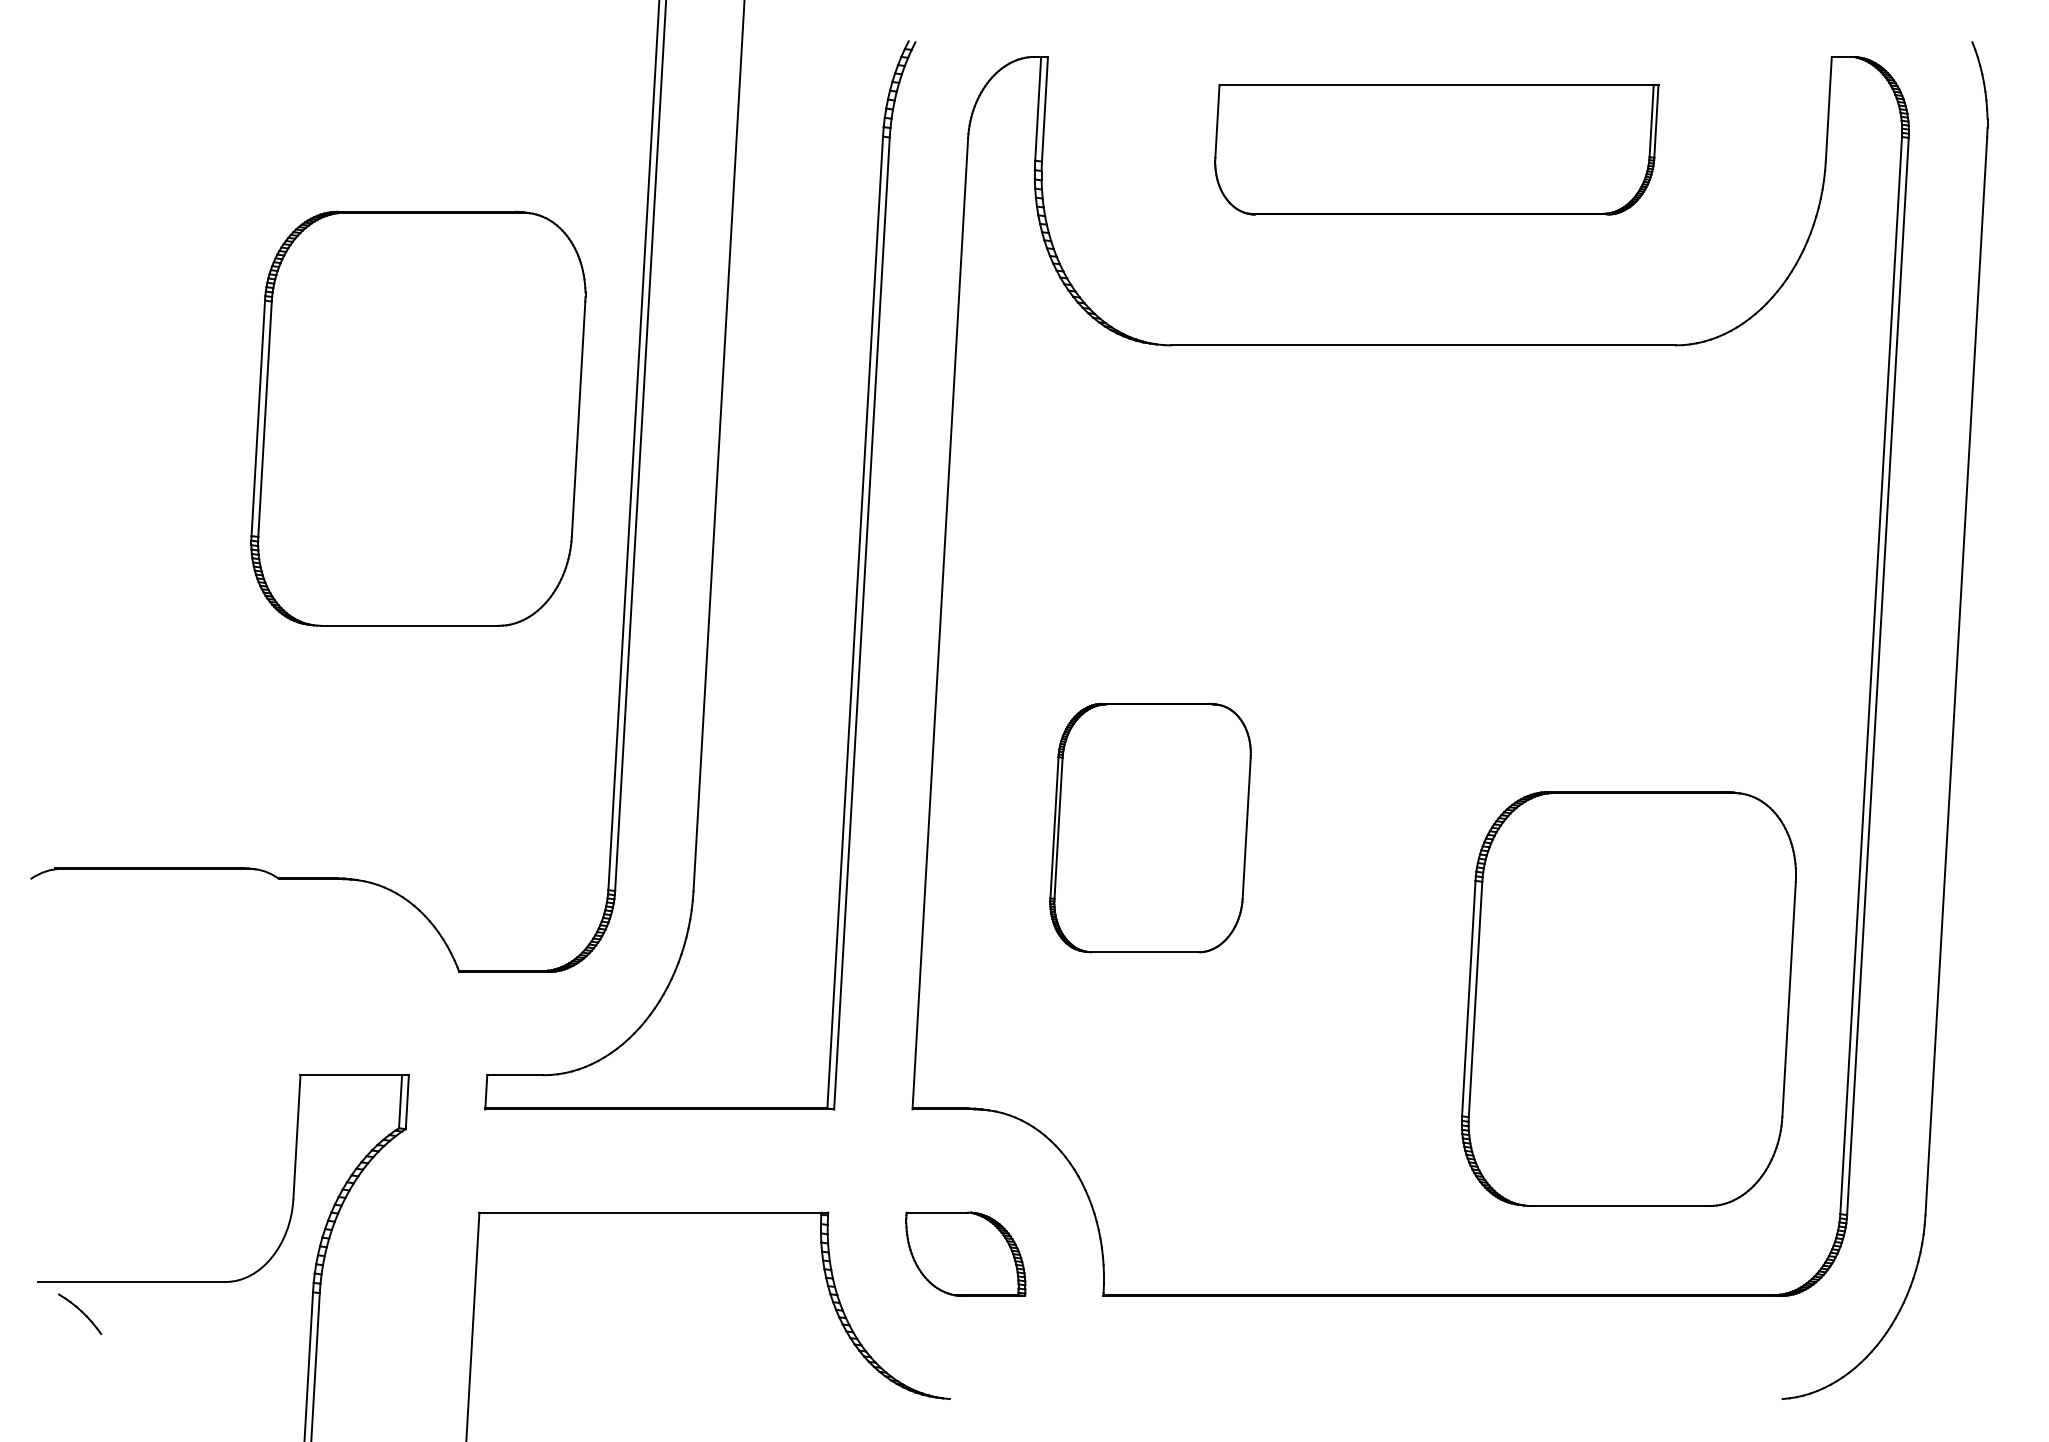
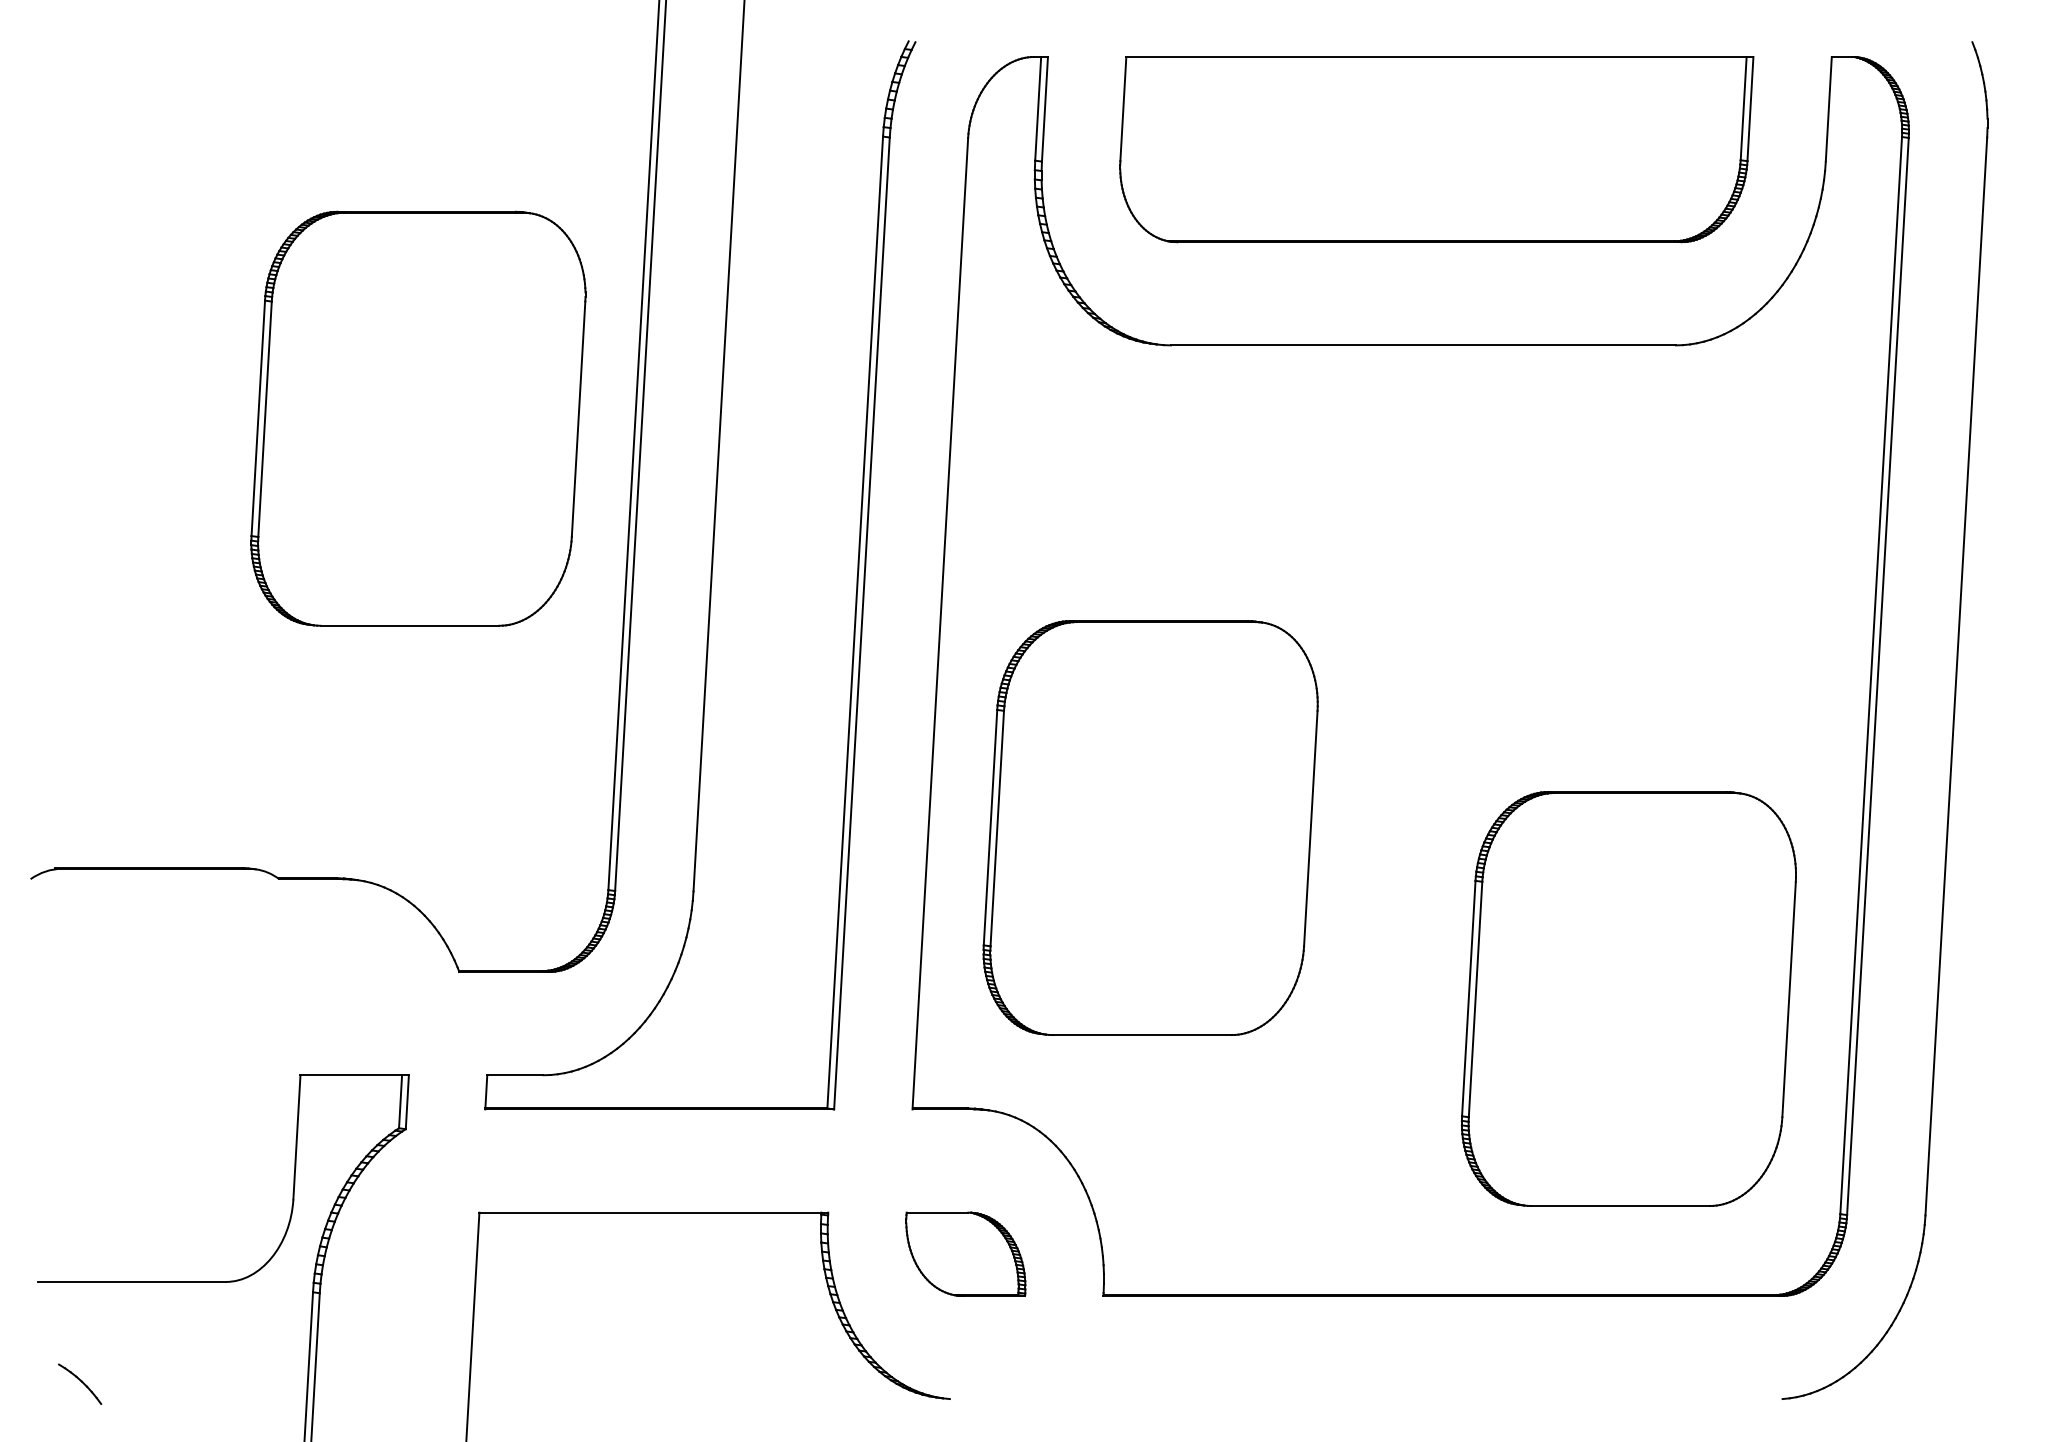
part size: 446x132 px -> 636x188 px (1436, 149)
part size: 203x252 px -> 337x416 px (1150, 827)
part position: (80, 1313) -> (80, 1383) (80, 1383)
